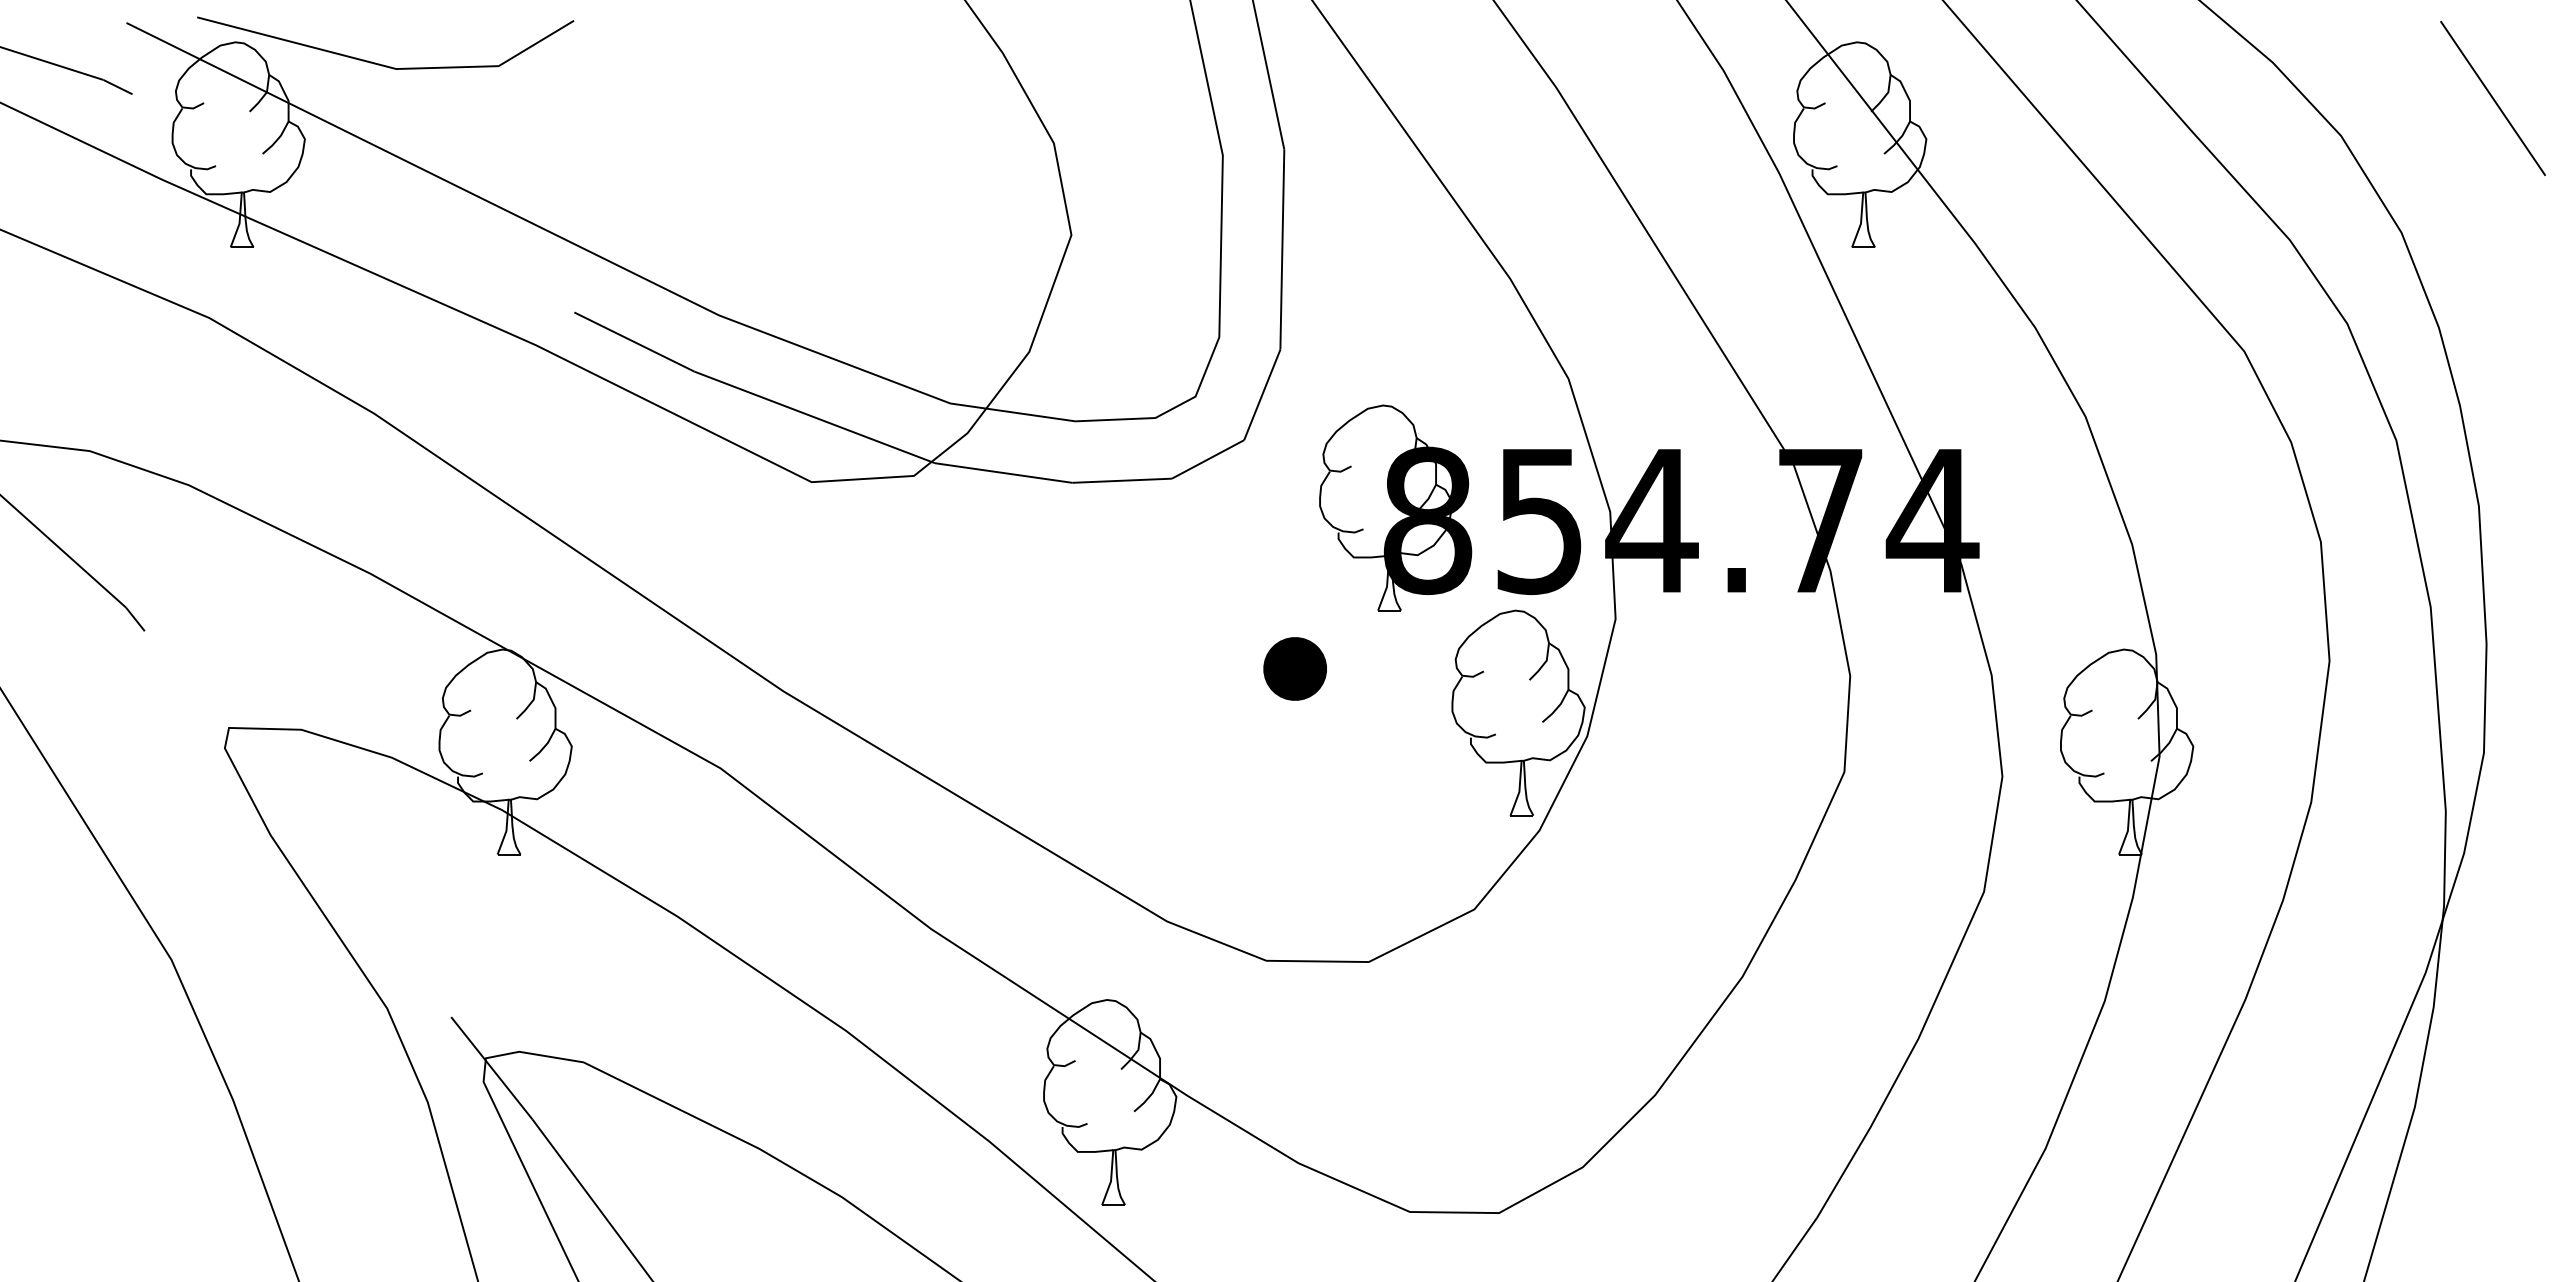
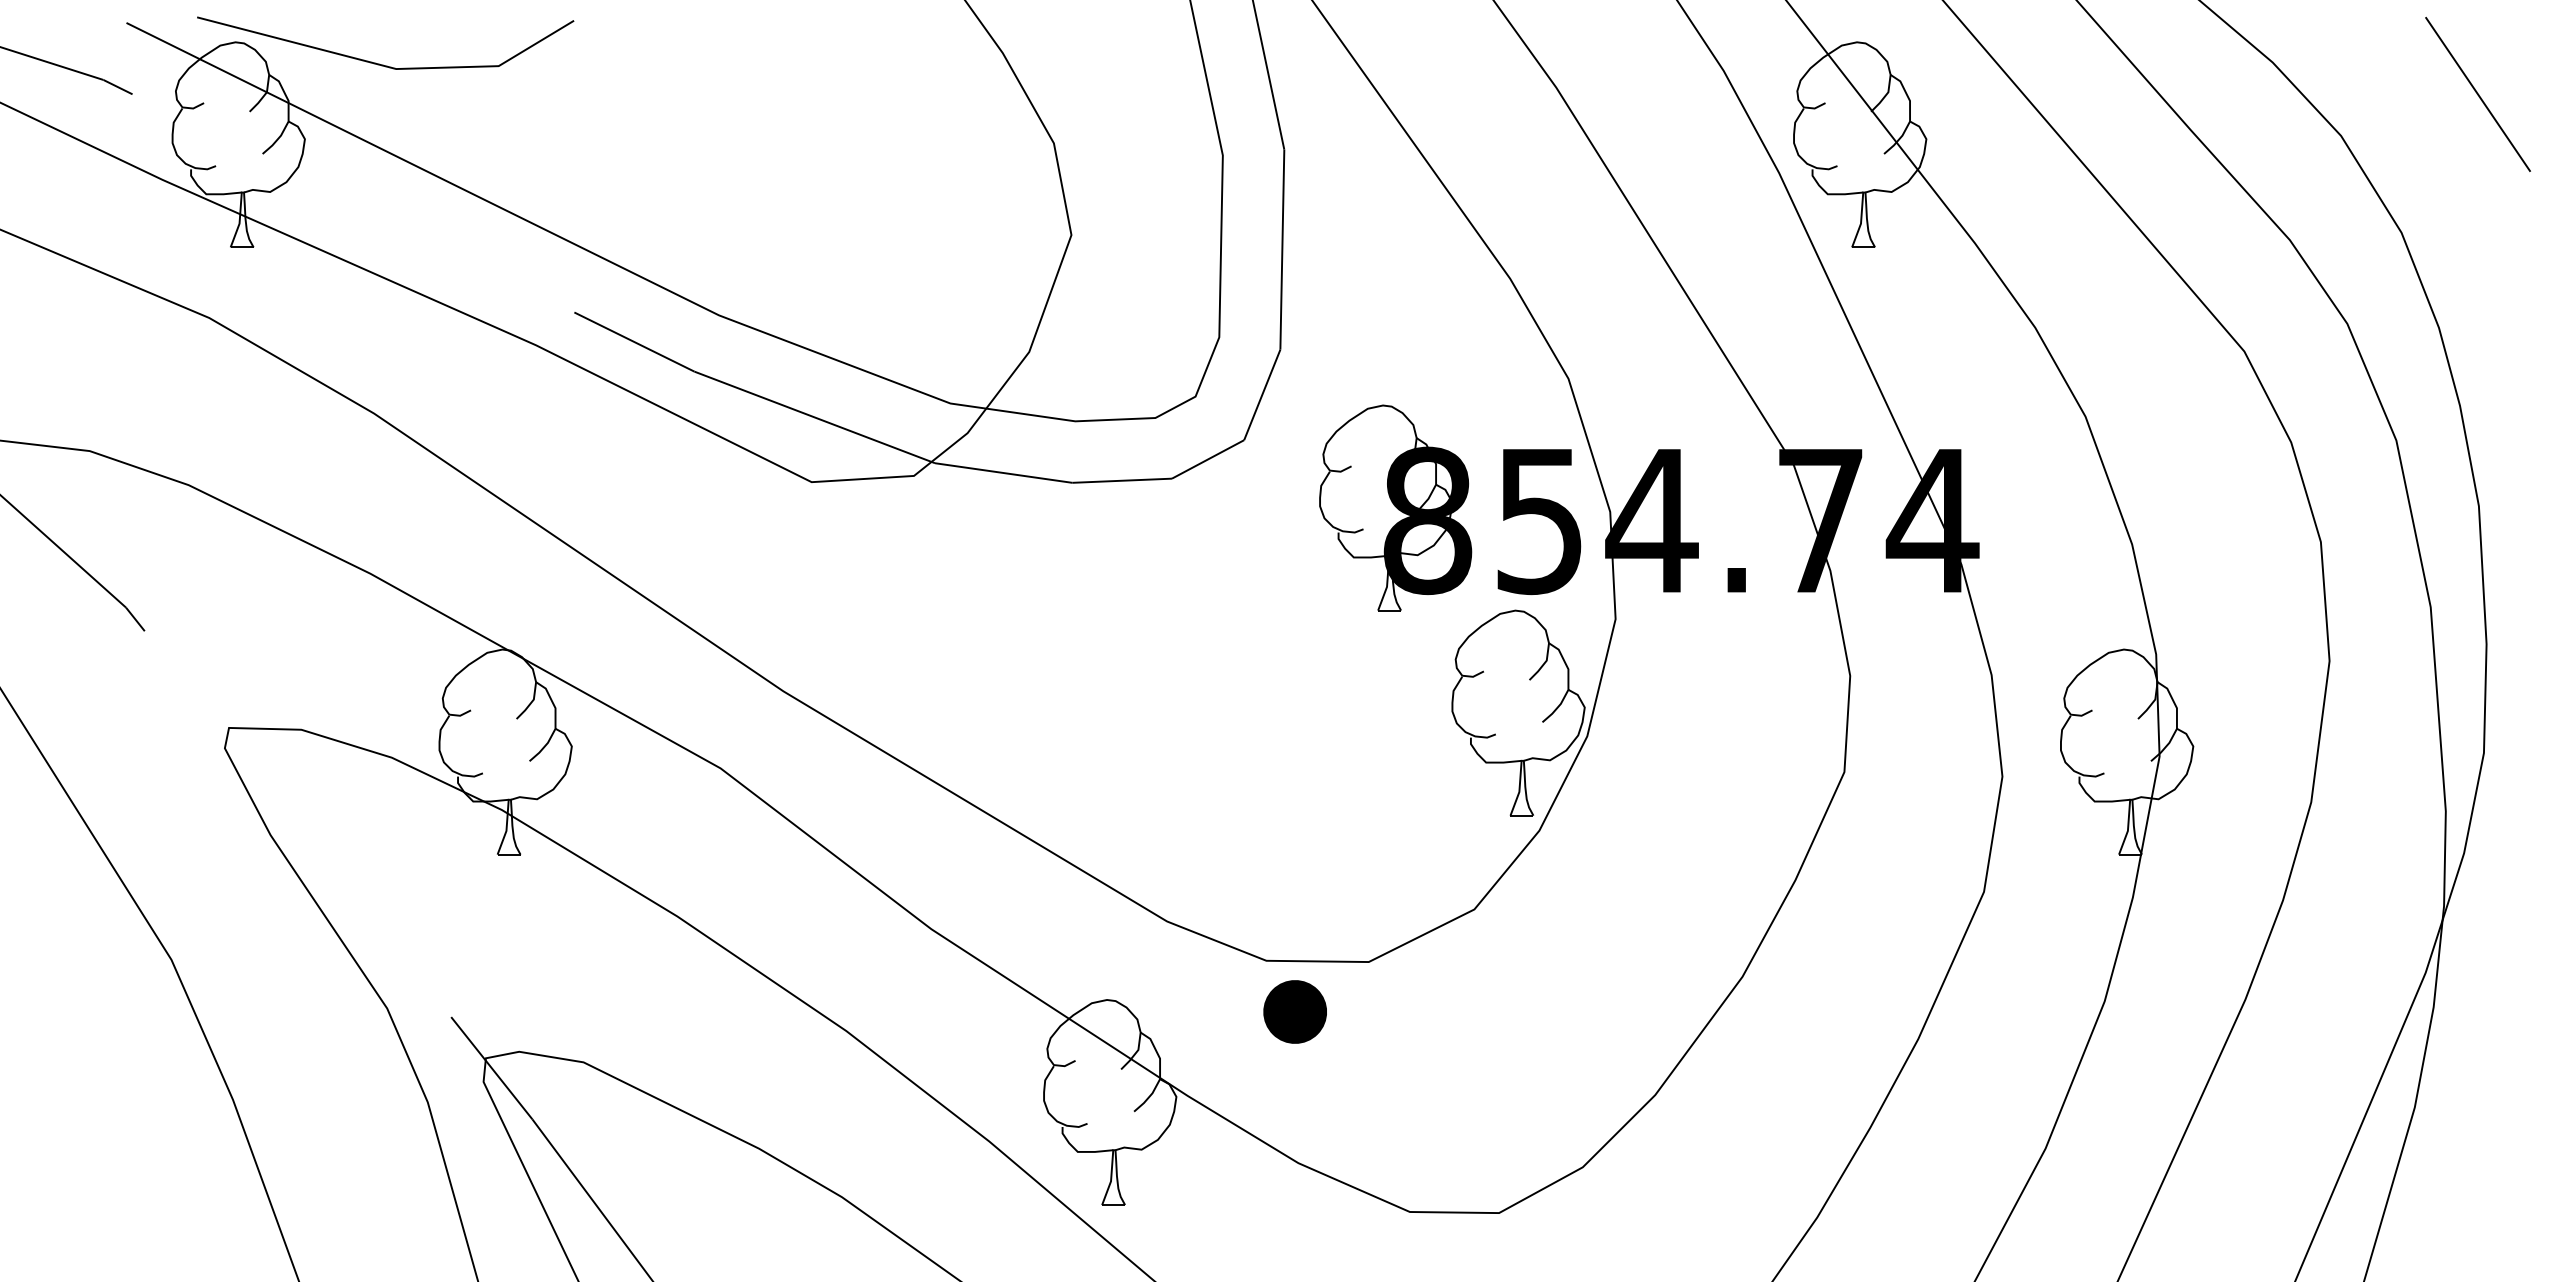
line position: (2492, 97) -> (2477, 93) (2477, 93)
part position: (1294, 668) -> (1294, 1011) (1294, 1011)
